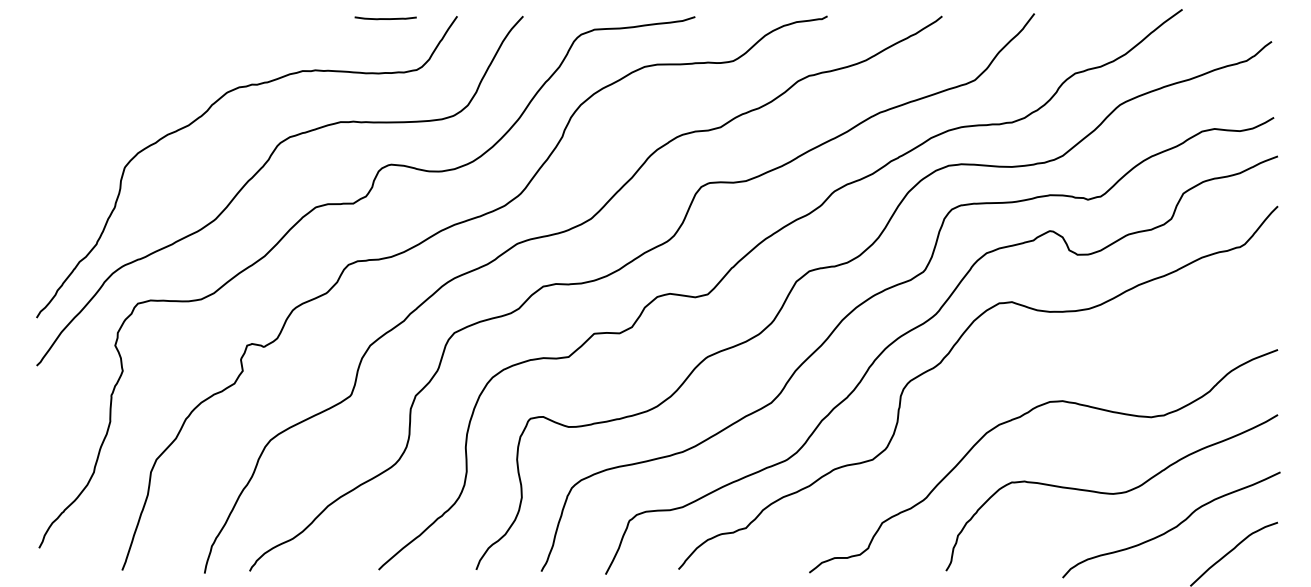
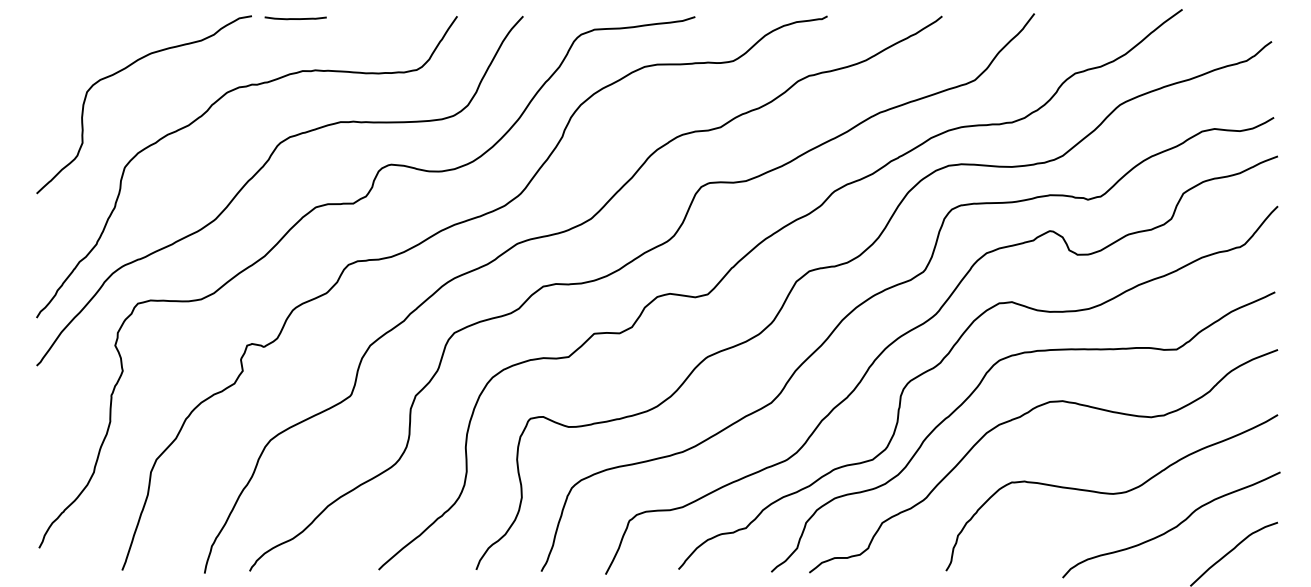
curve position: (385, 18) -> (295, 18) (295, 18)
curve: none -> present (125, 69)
curve: none -> present (973, 393)
